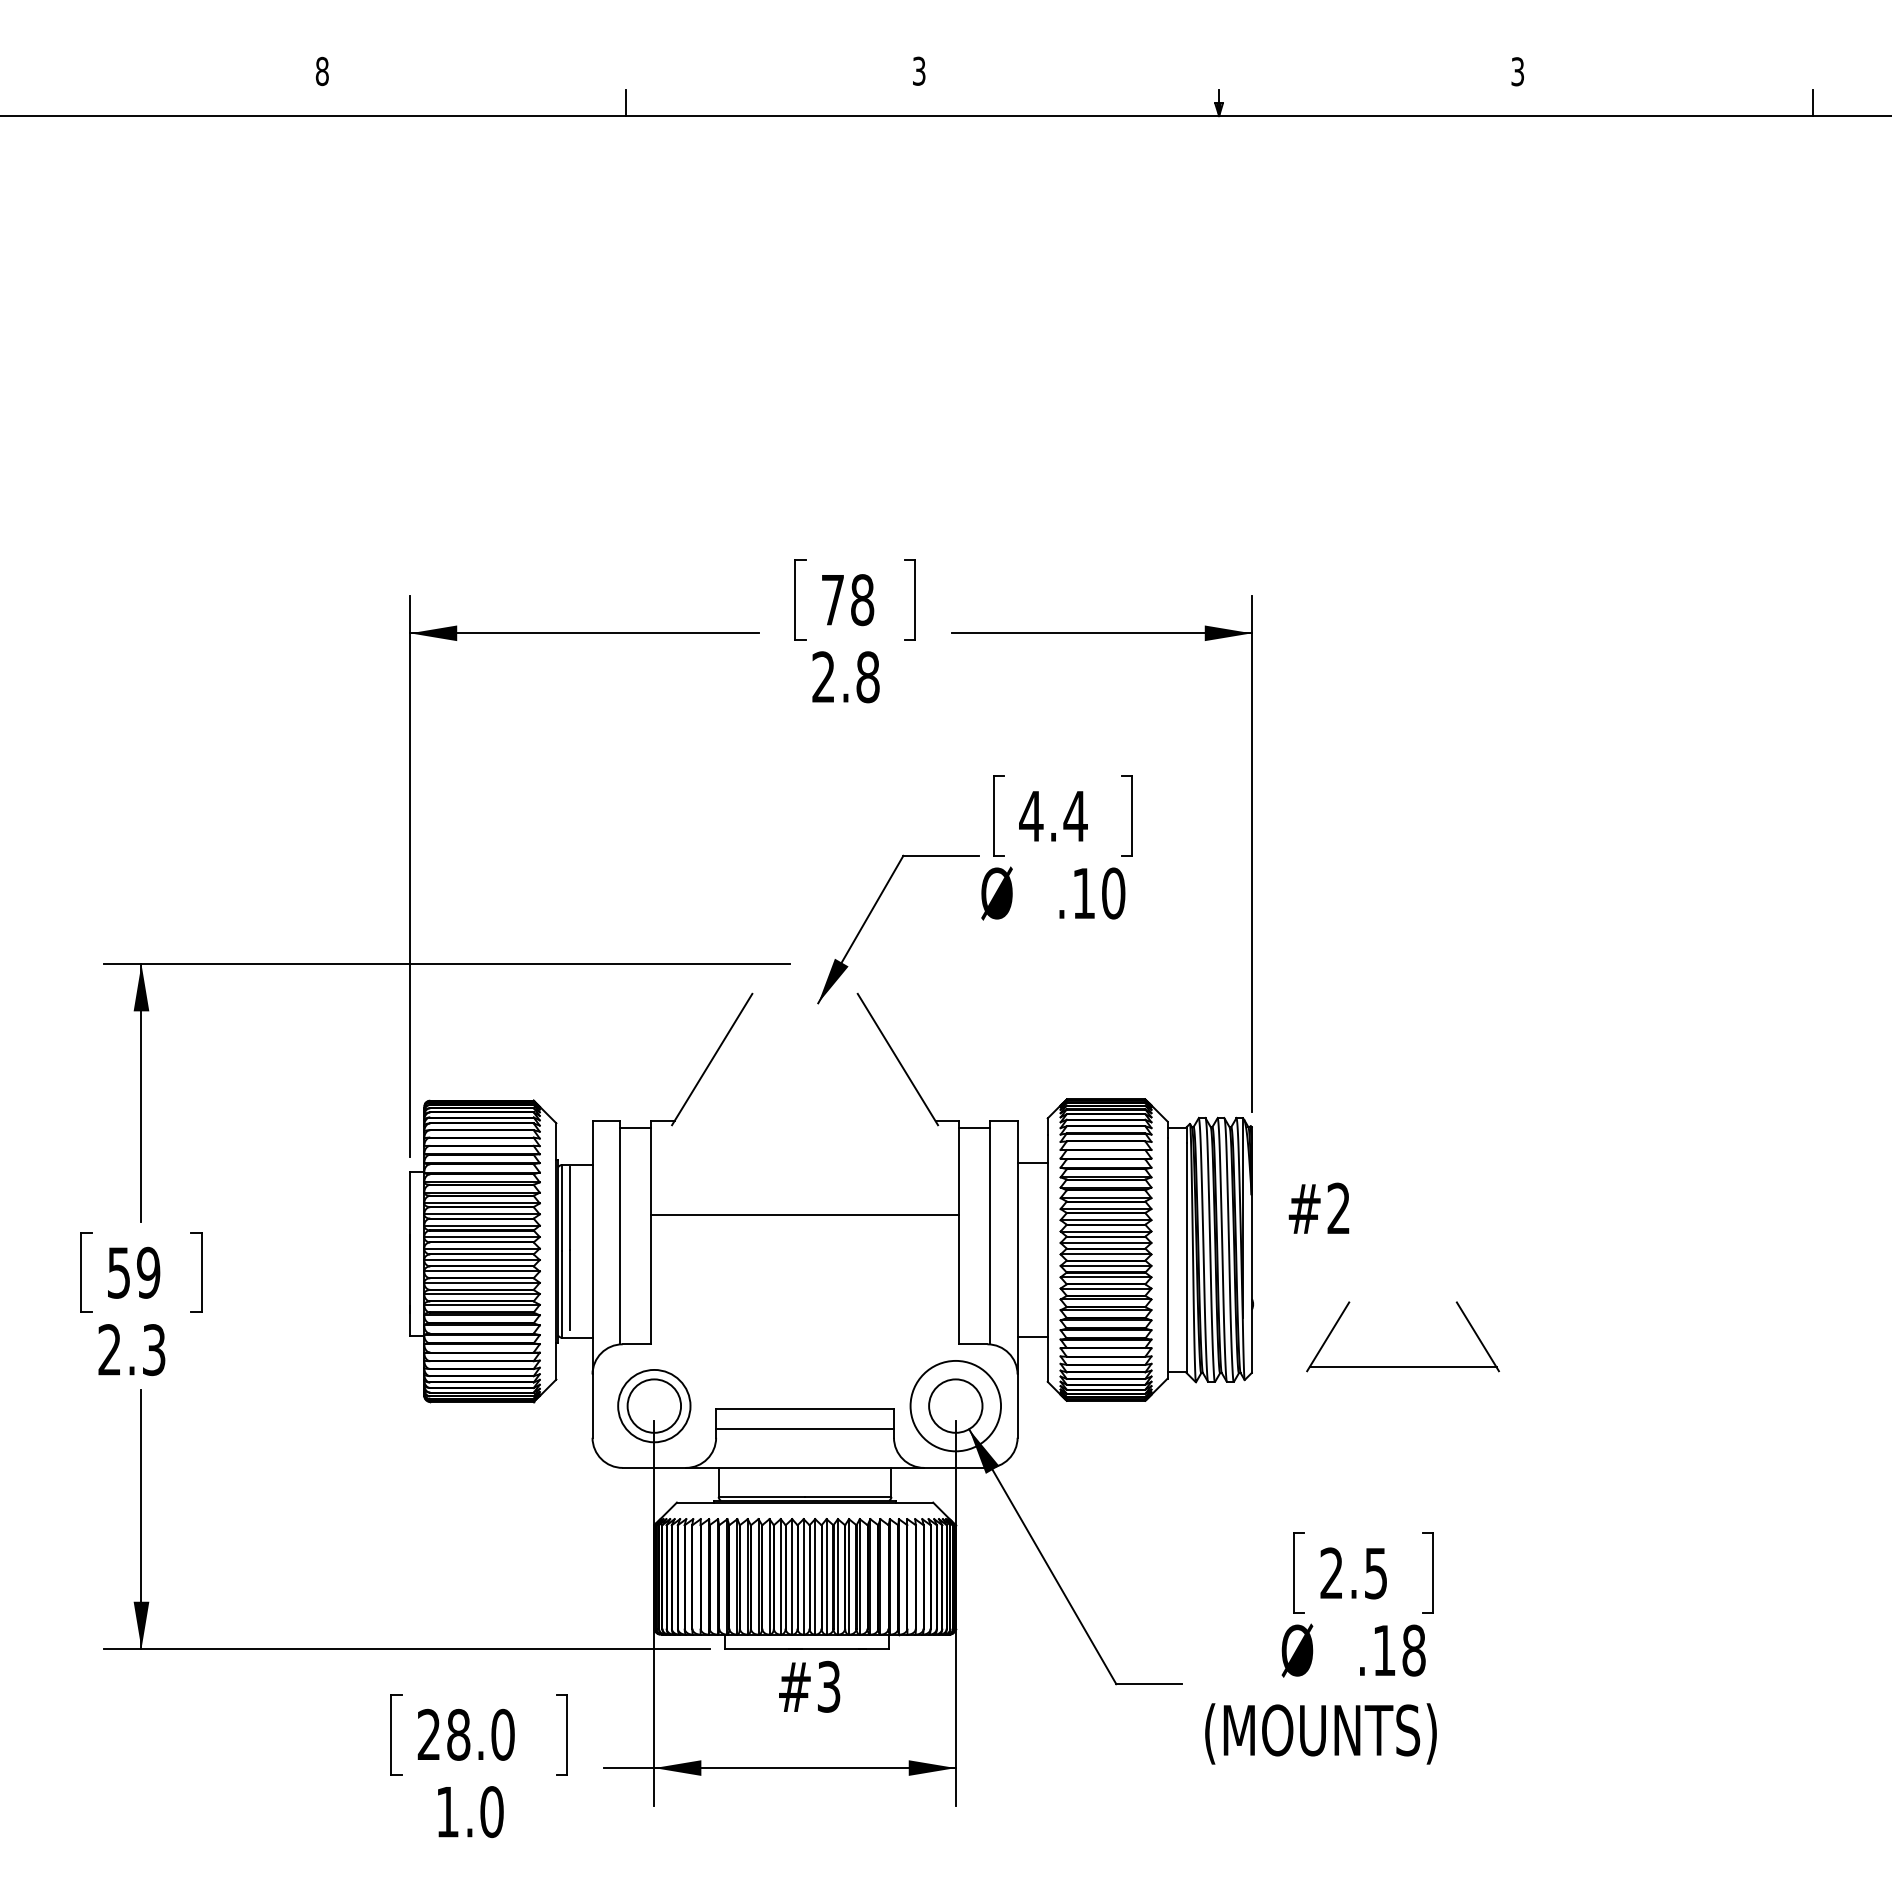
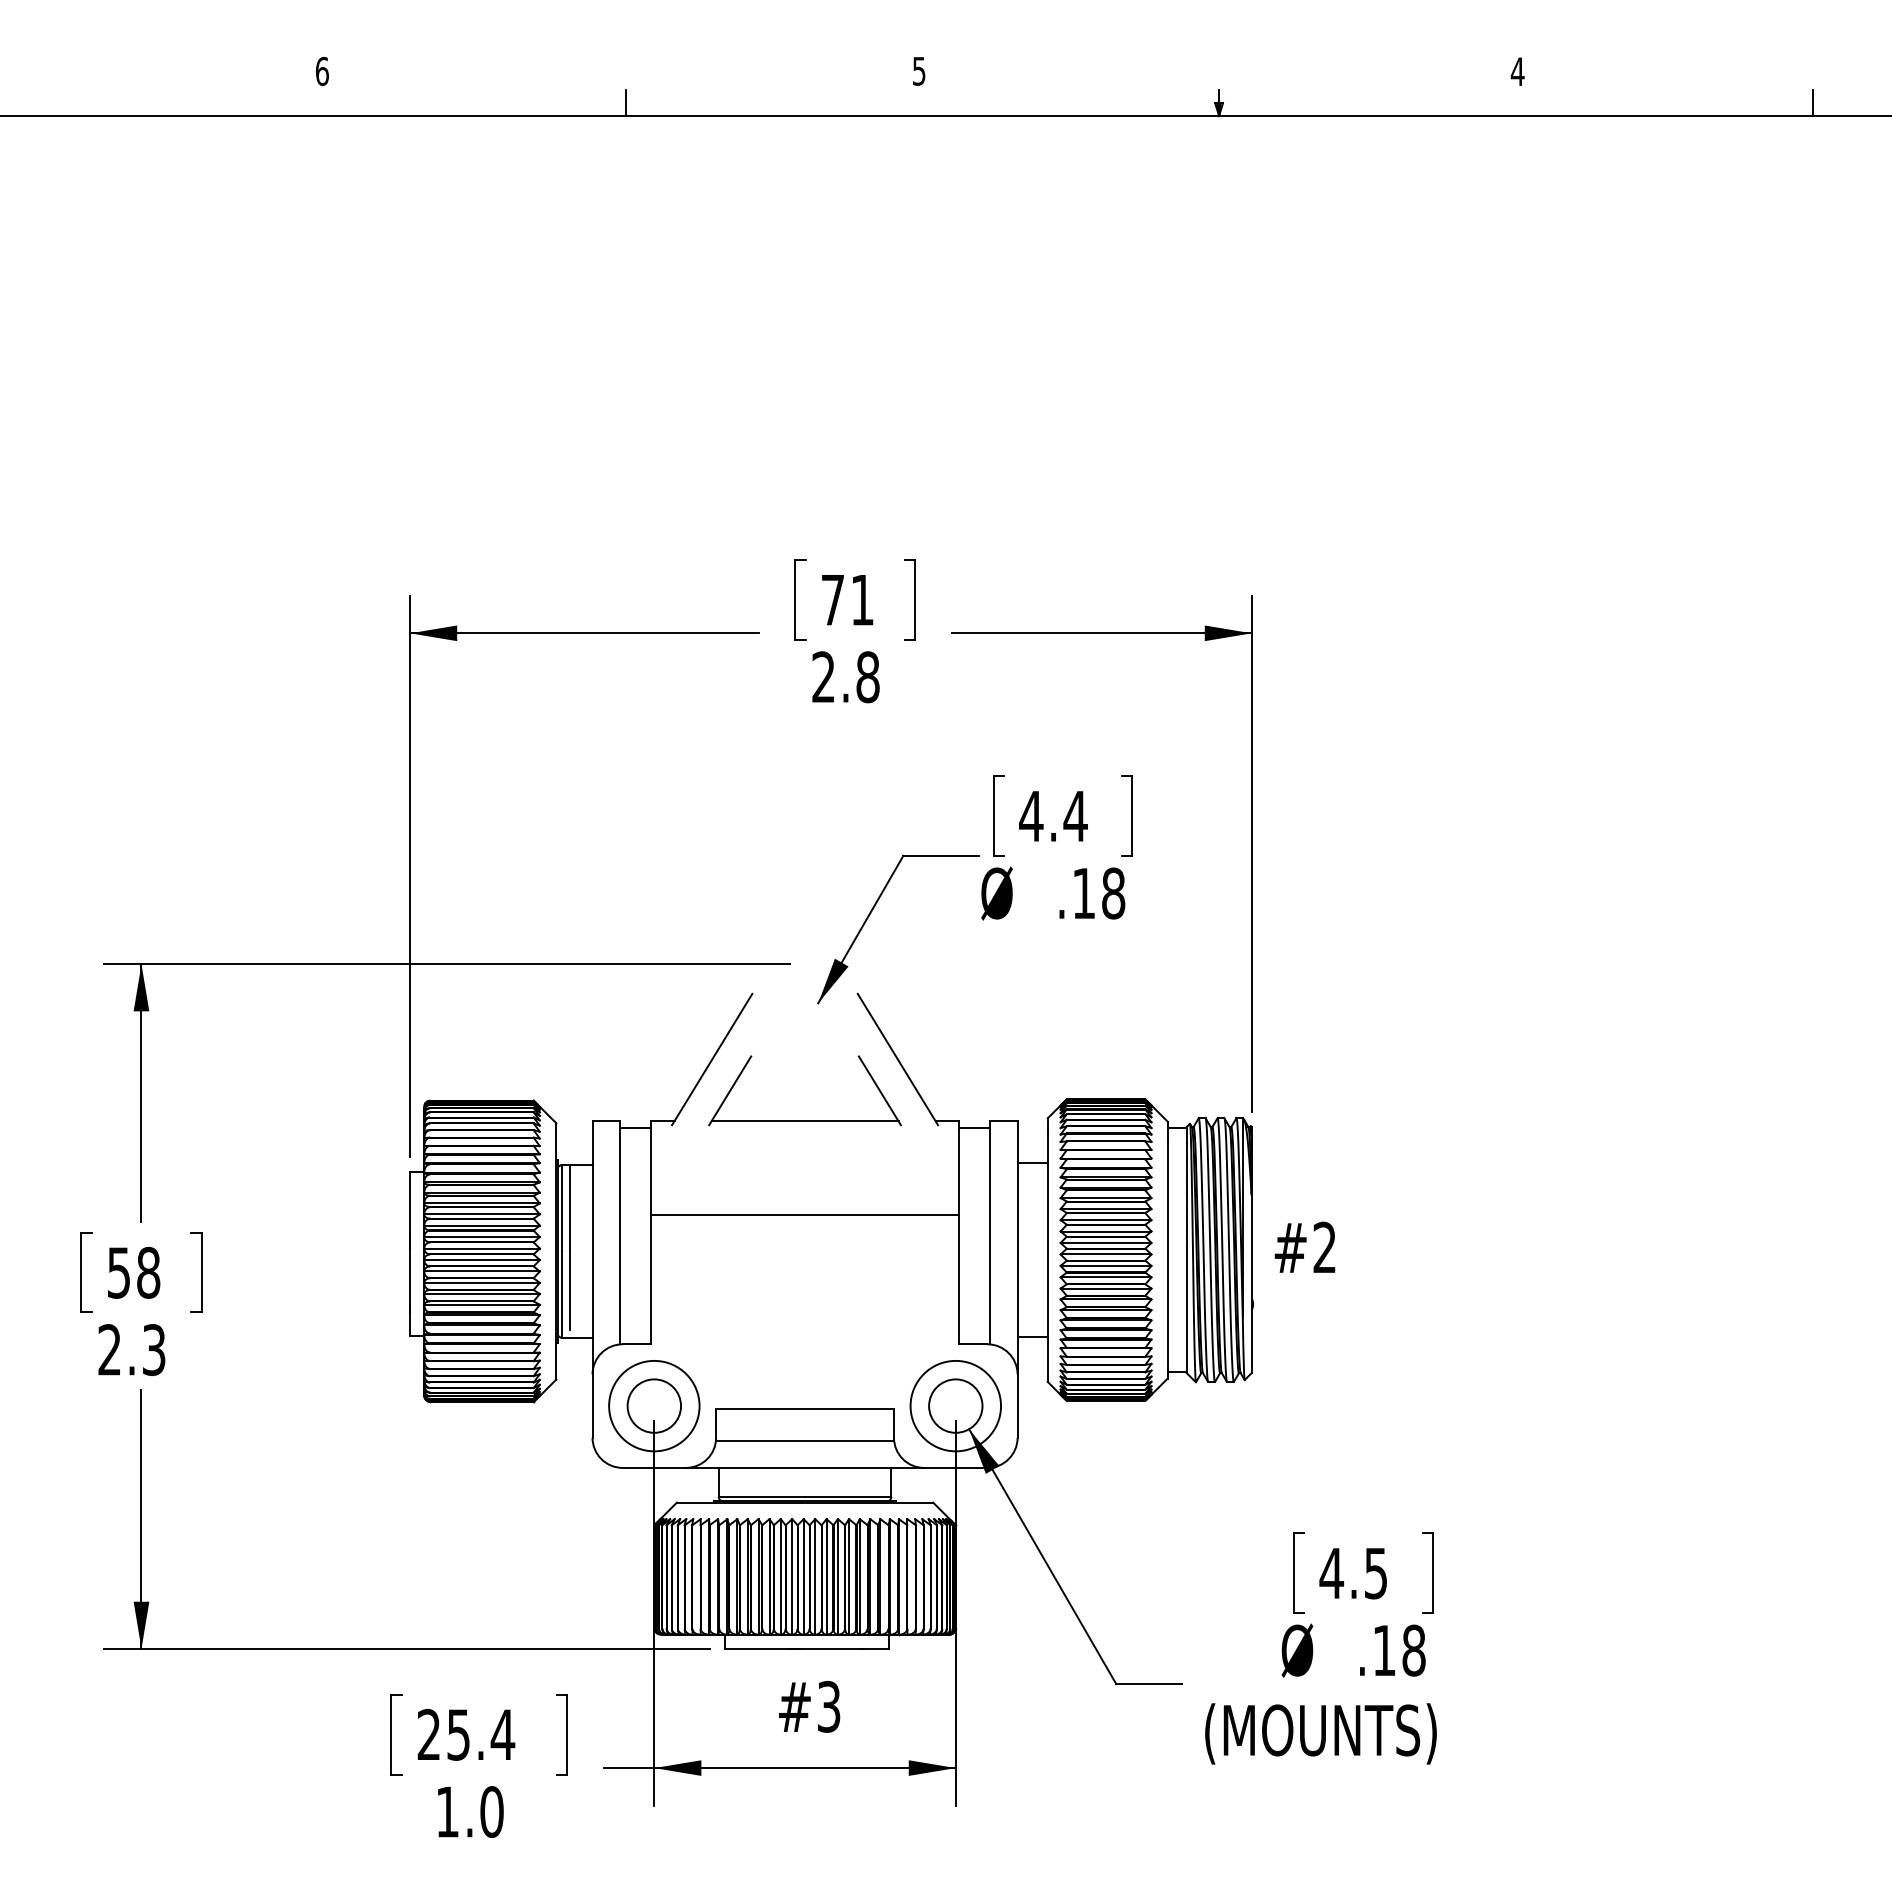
text: 8 -> 6 (321, 70)
text: 3 -> 5 (919, 70)
text: 3 -> 4 (1517, 71)
text: 78 -> 71 (862, 600)
text: .10 -> .18 (1113, 893)
text position: (1318, 1207) -> (1304, 1246) (1304, 1246)
text: 59 -> 58 (148, 1272)
part position: (1402, 1366) -> (804, 1120) (804, 1120)
circle diameter: 72 px -> 90 px (654, 1405)
line position: (804, 1428) -> (804, 1440) (804, 1440)
text: 2.5 -> 4.5 (1331, 1572)
text position: (809, 1686) -> (809, 1706) (809, 1706)
text: 28.0 -> 25.4 (481, 1734)
